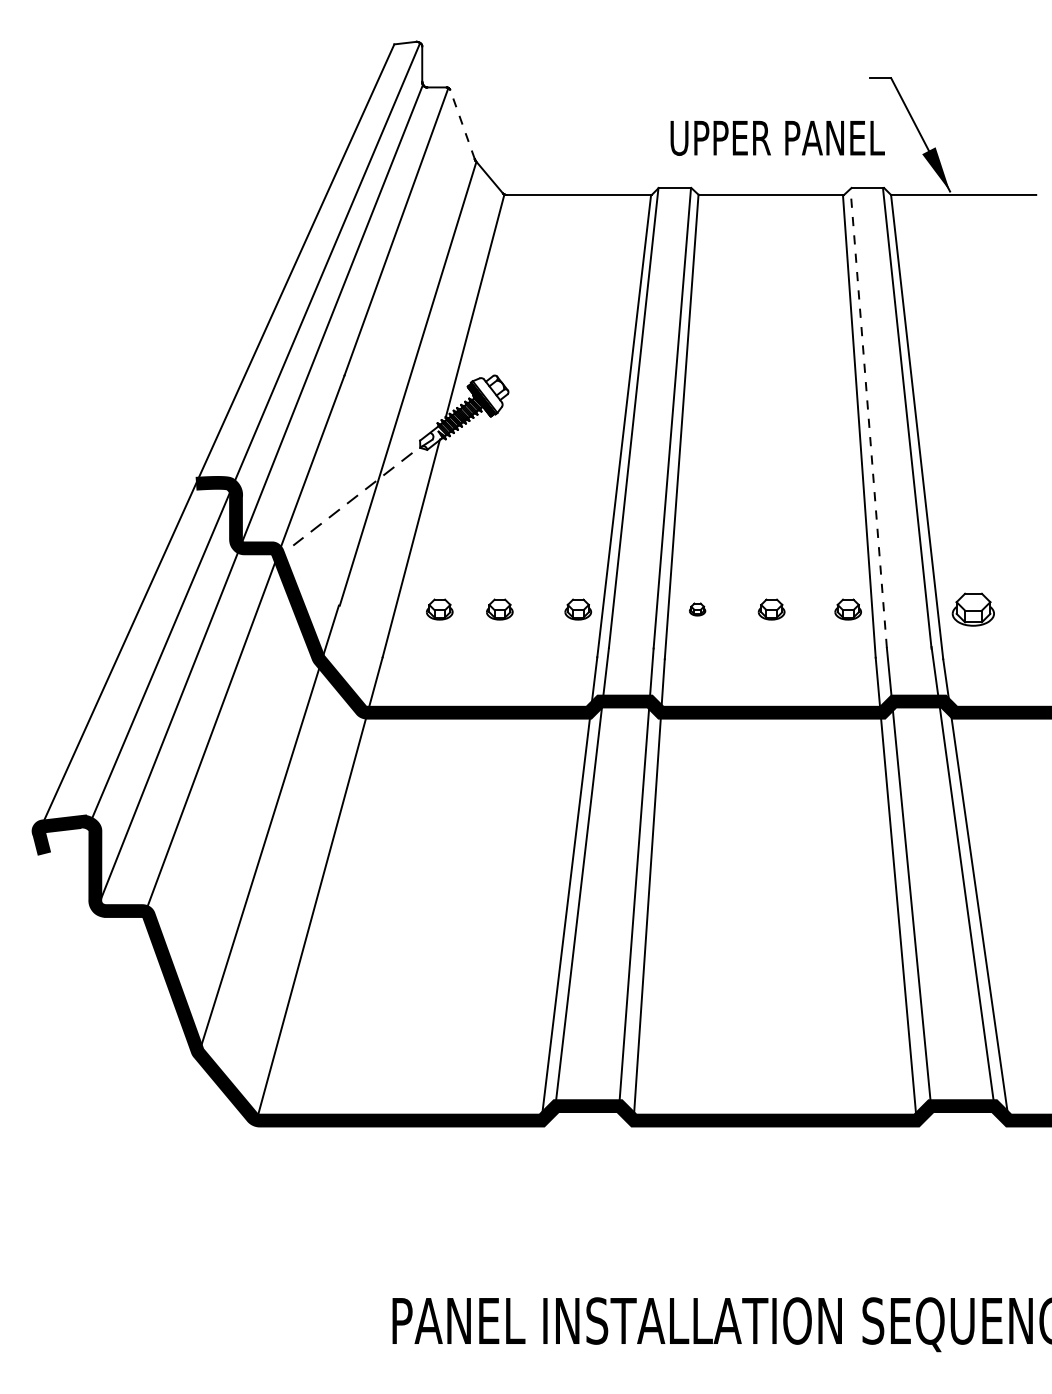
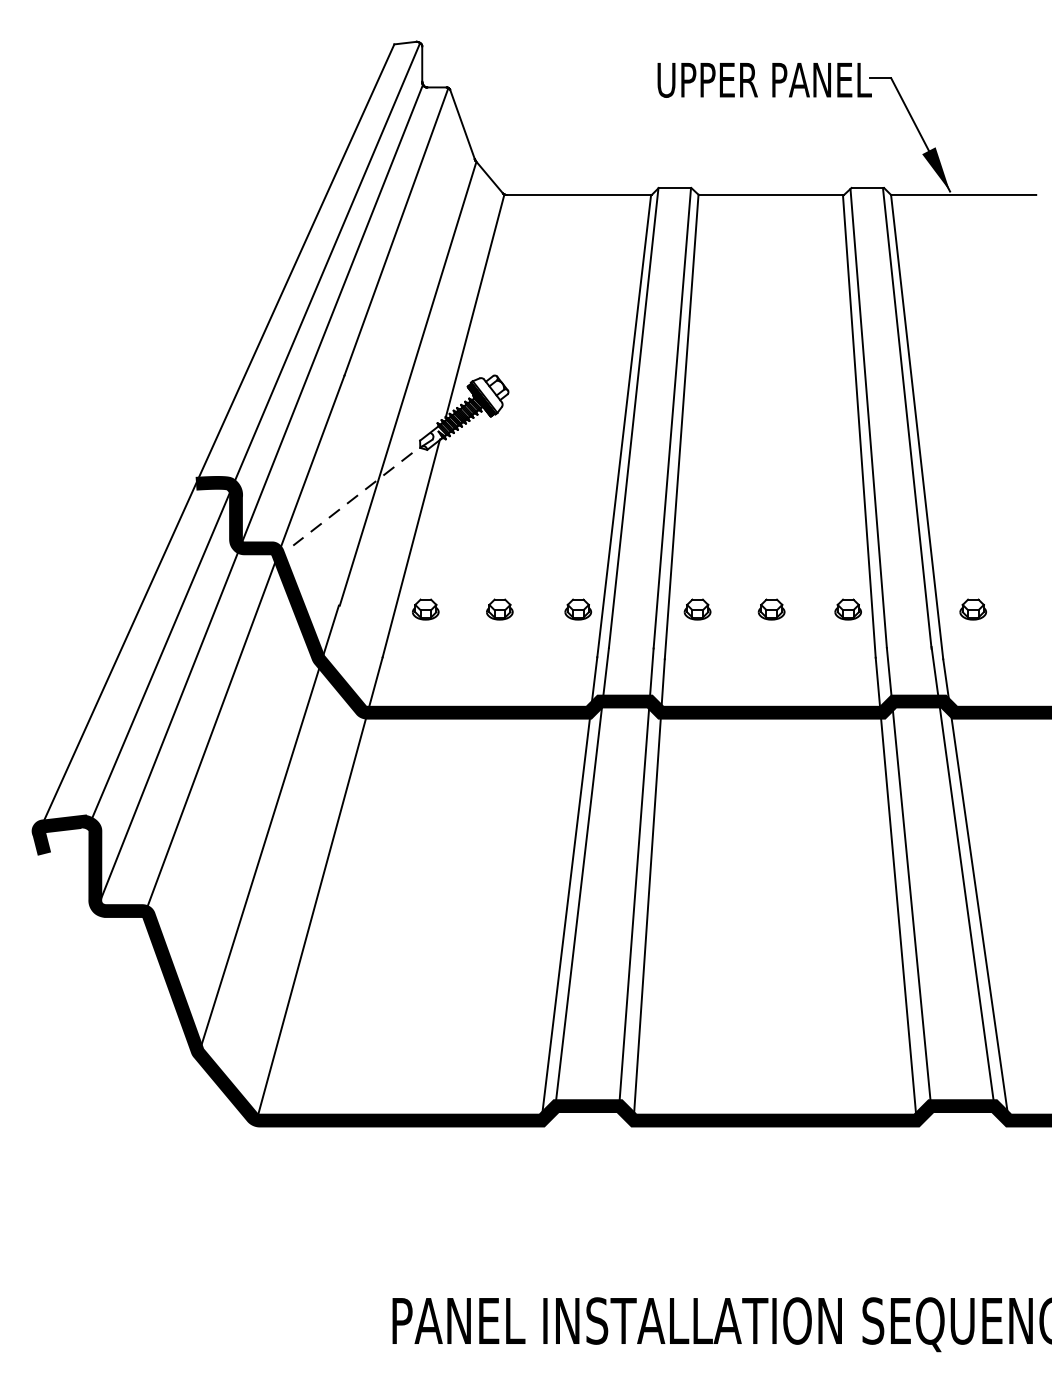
line: dashed -> solid (462, 124)
text position: (777, 138) -> (764, 80) (764, 80)
line: dashed -> solid (868, 417)
part position: (439, 609) -> (425, 609) (425, 609)
part size: 18x15 px -> 29x23 px (697, 609)
part size: 44x35 px -> 28x23 px (972, 609)
